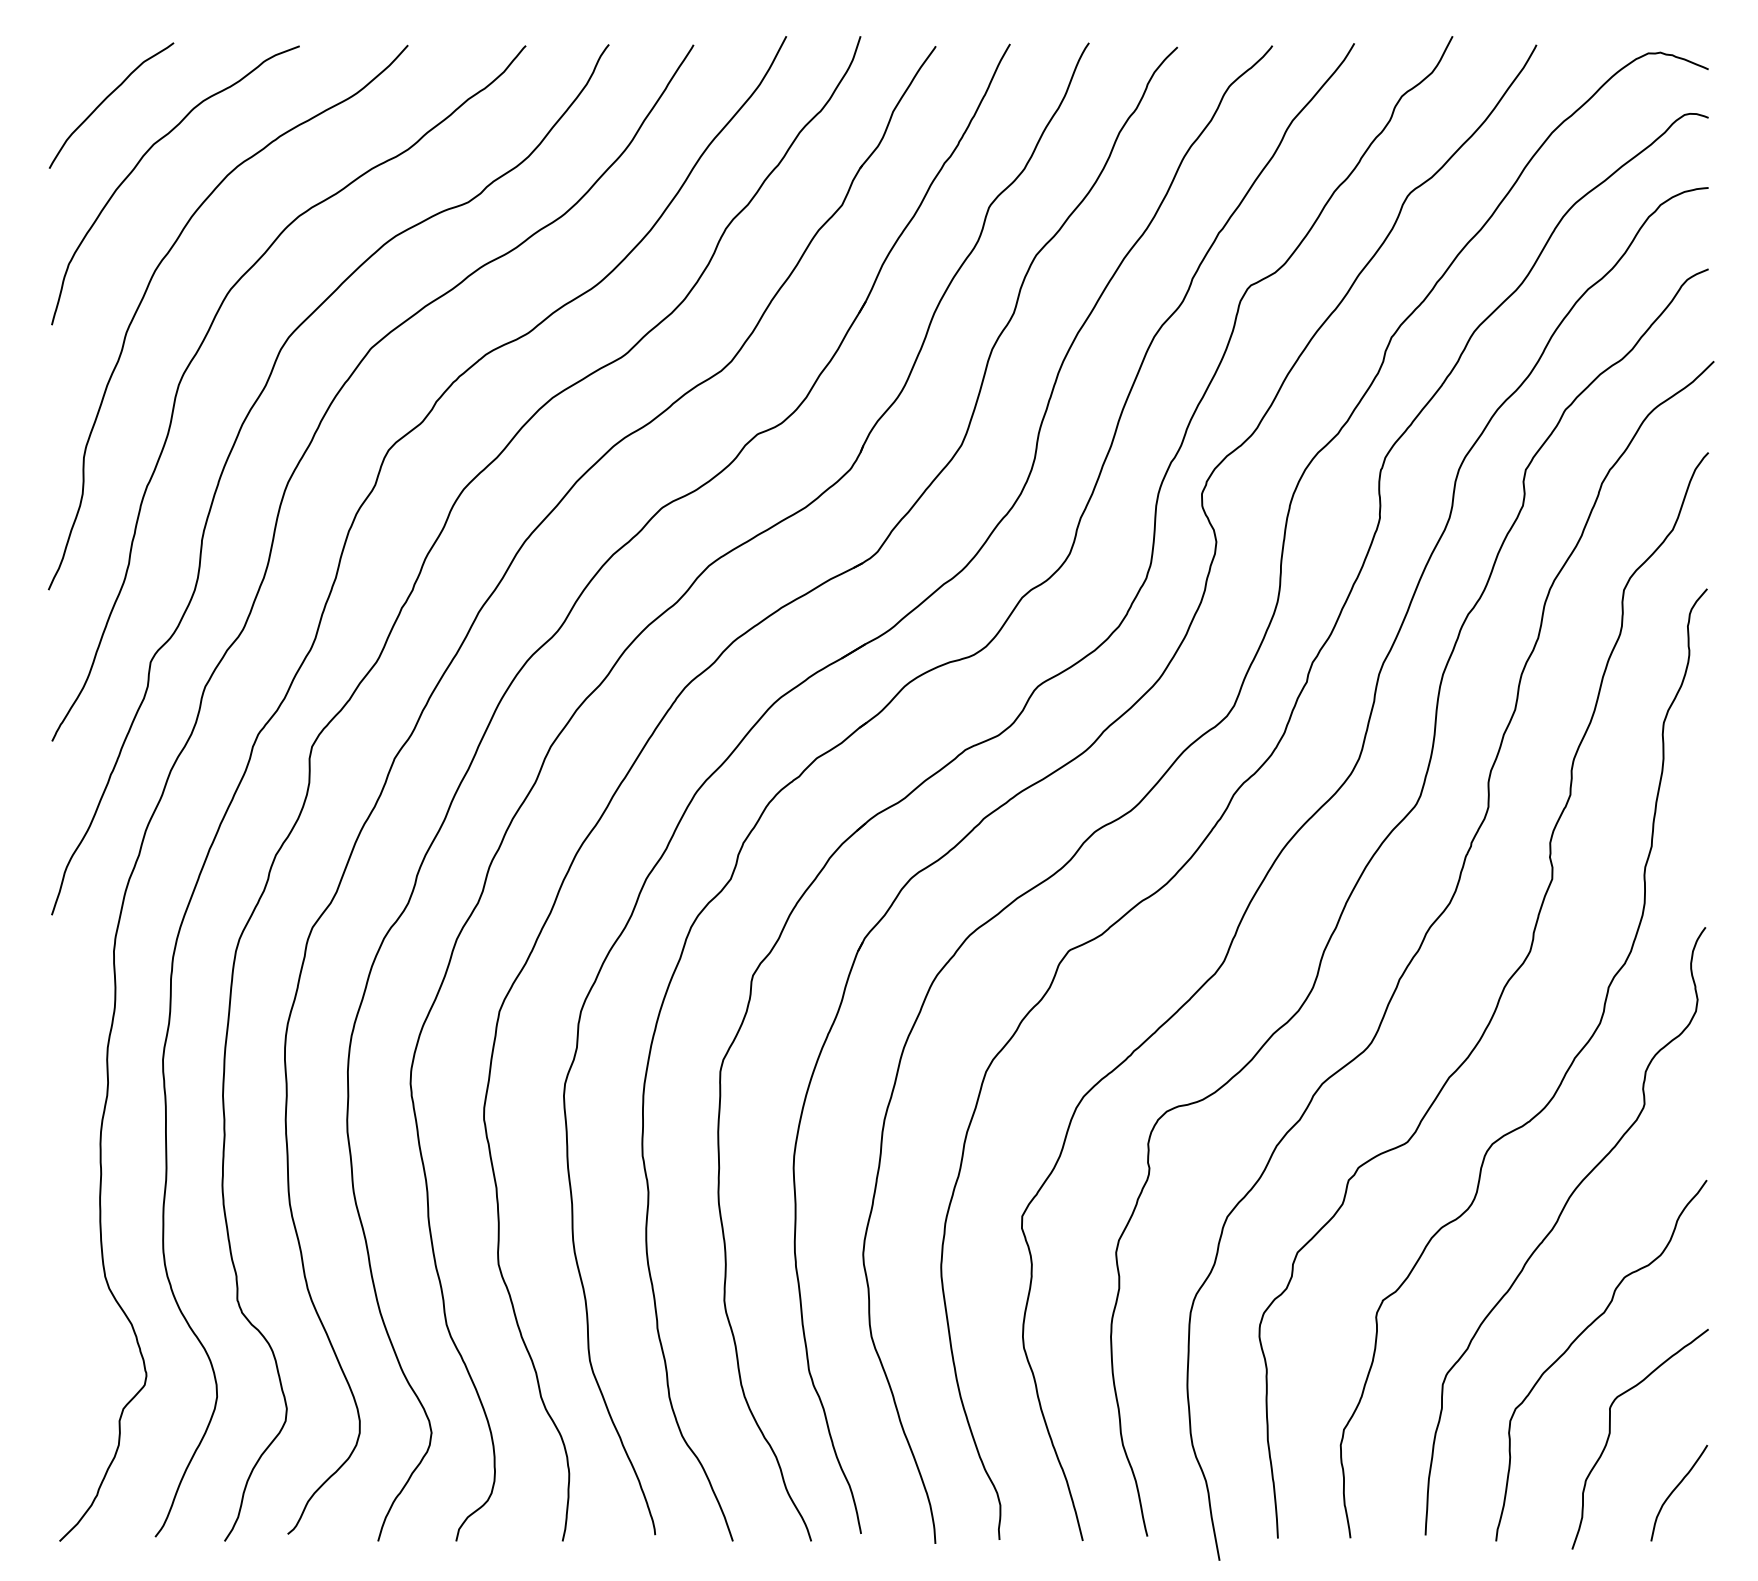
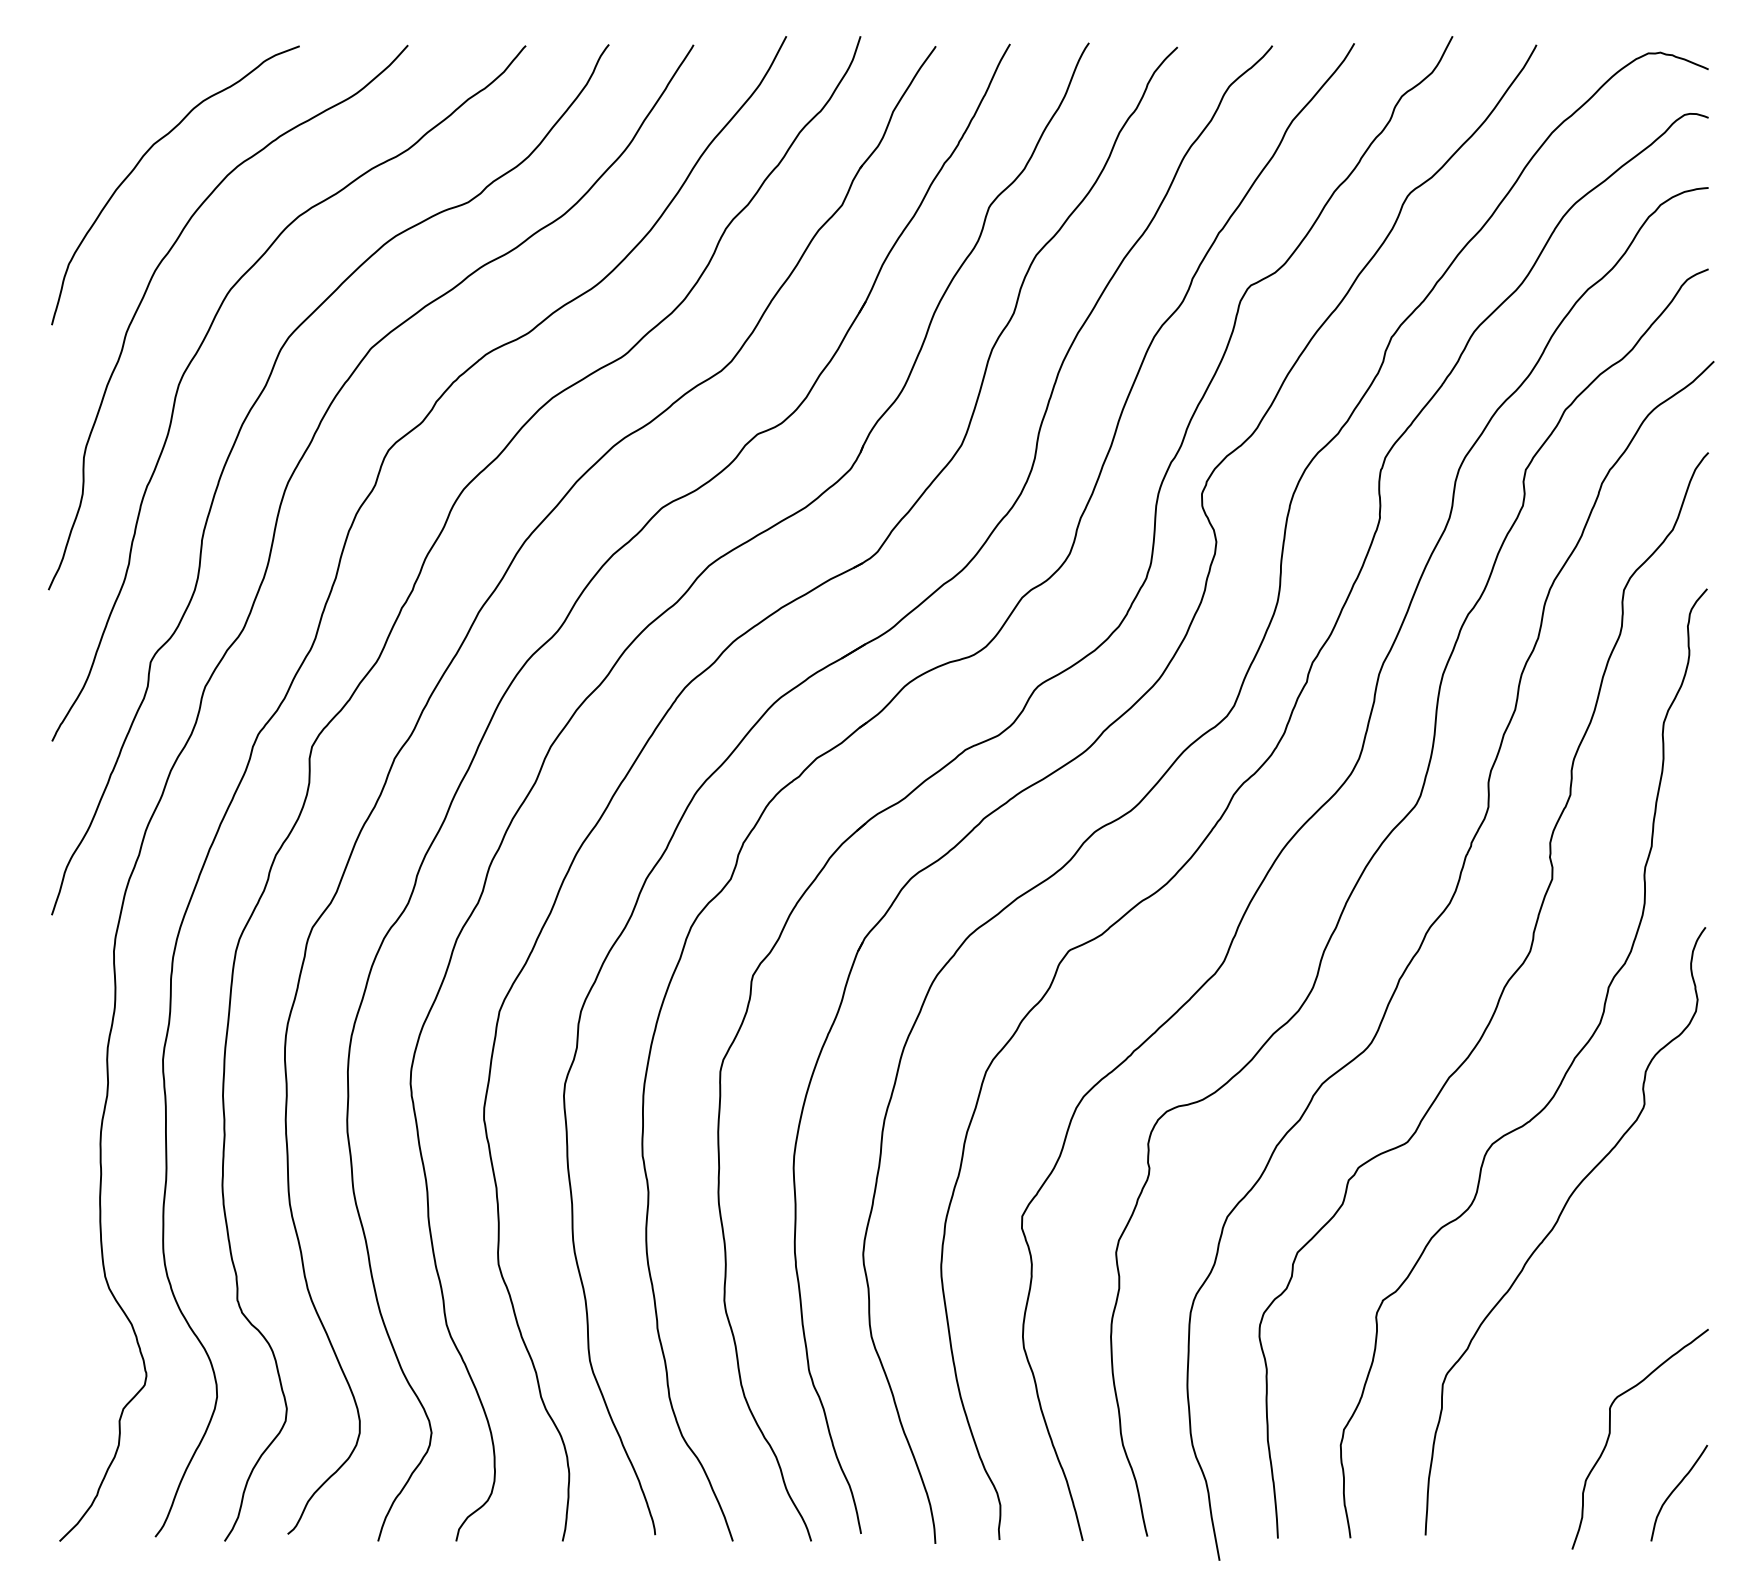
curve: present -> none (106, 99)
curve: present -> none (1575, 1341)
